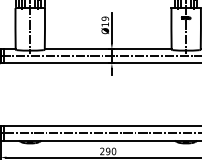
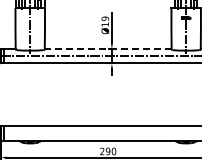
line: solid -> dashed (107, 49)
line: present -> none (100, 133)
